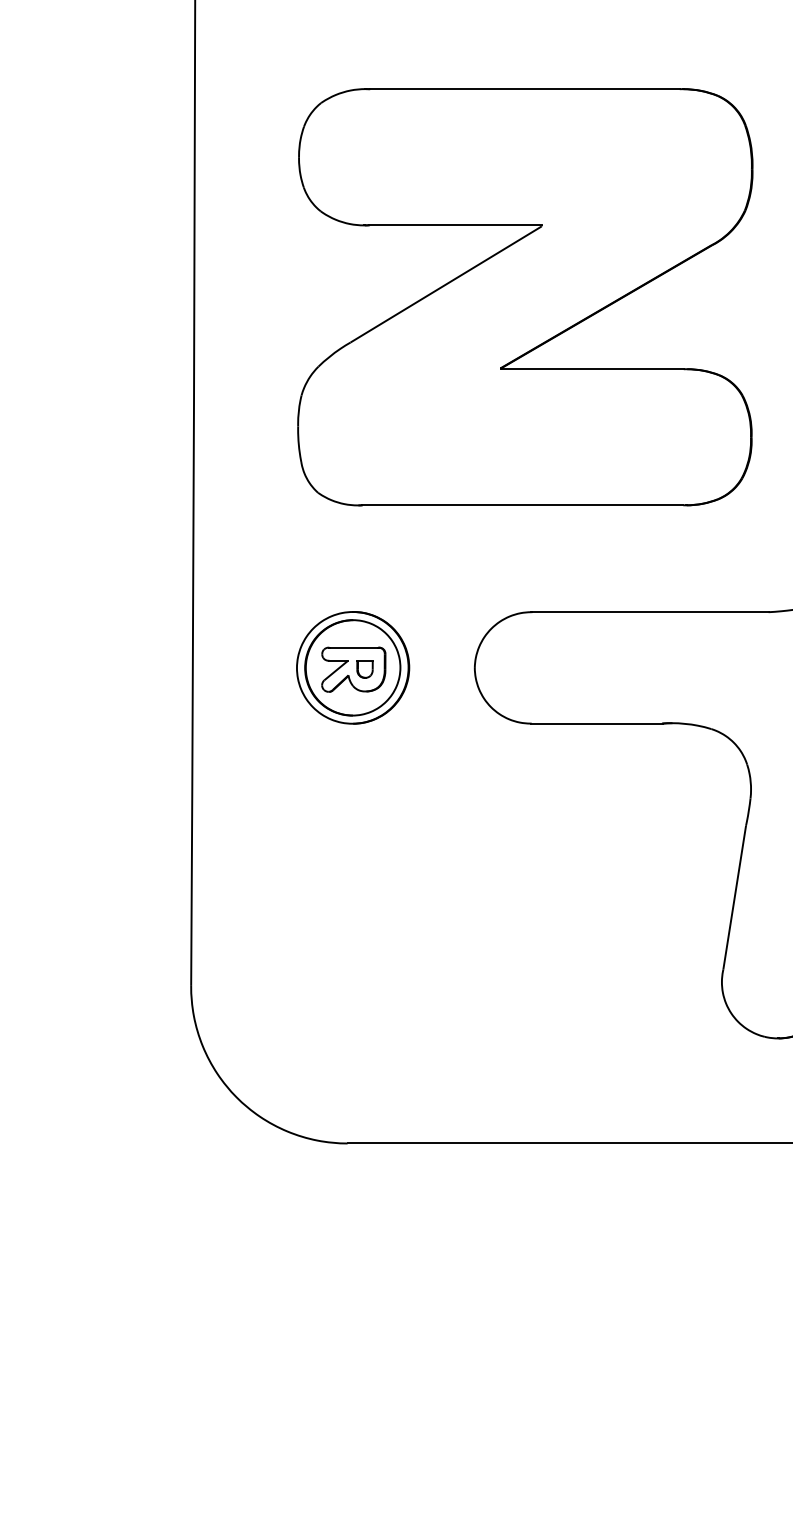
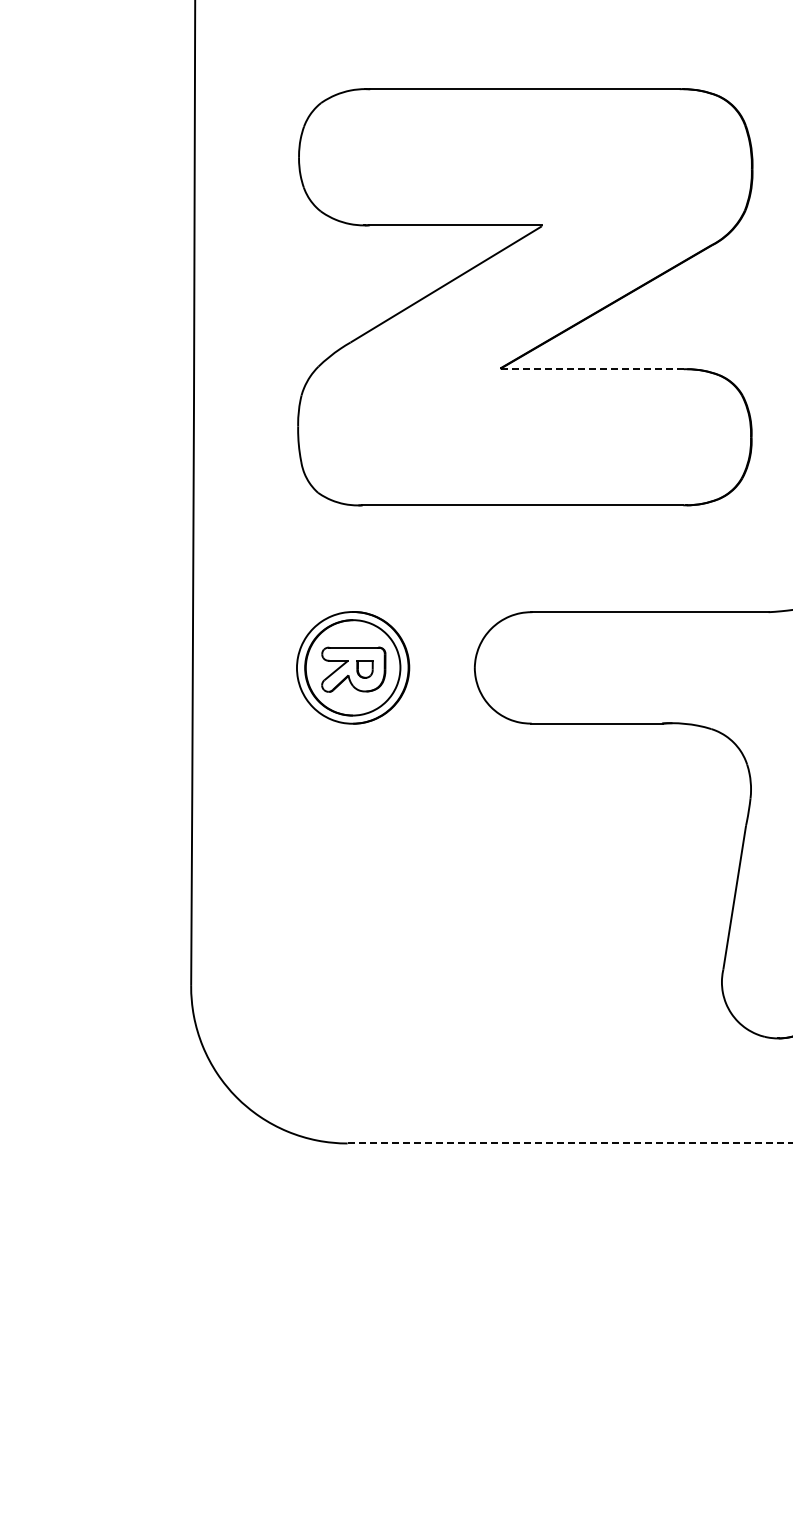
line: solid -> dashed (592, 369)
line: solid -> dashed (569, 1143)
